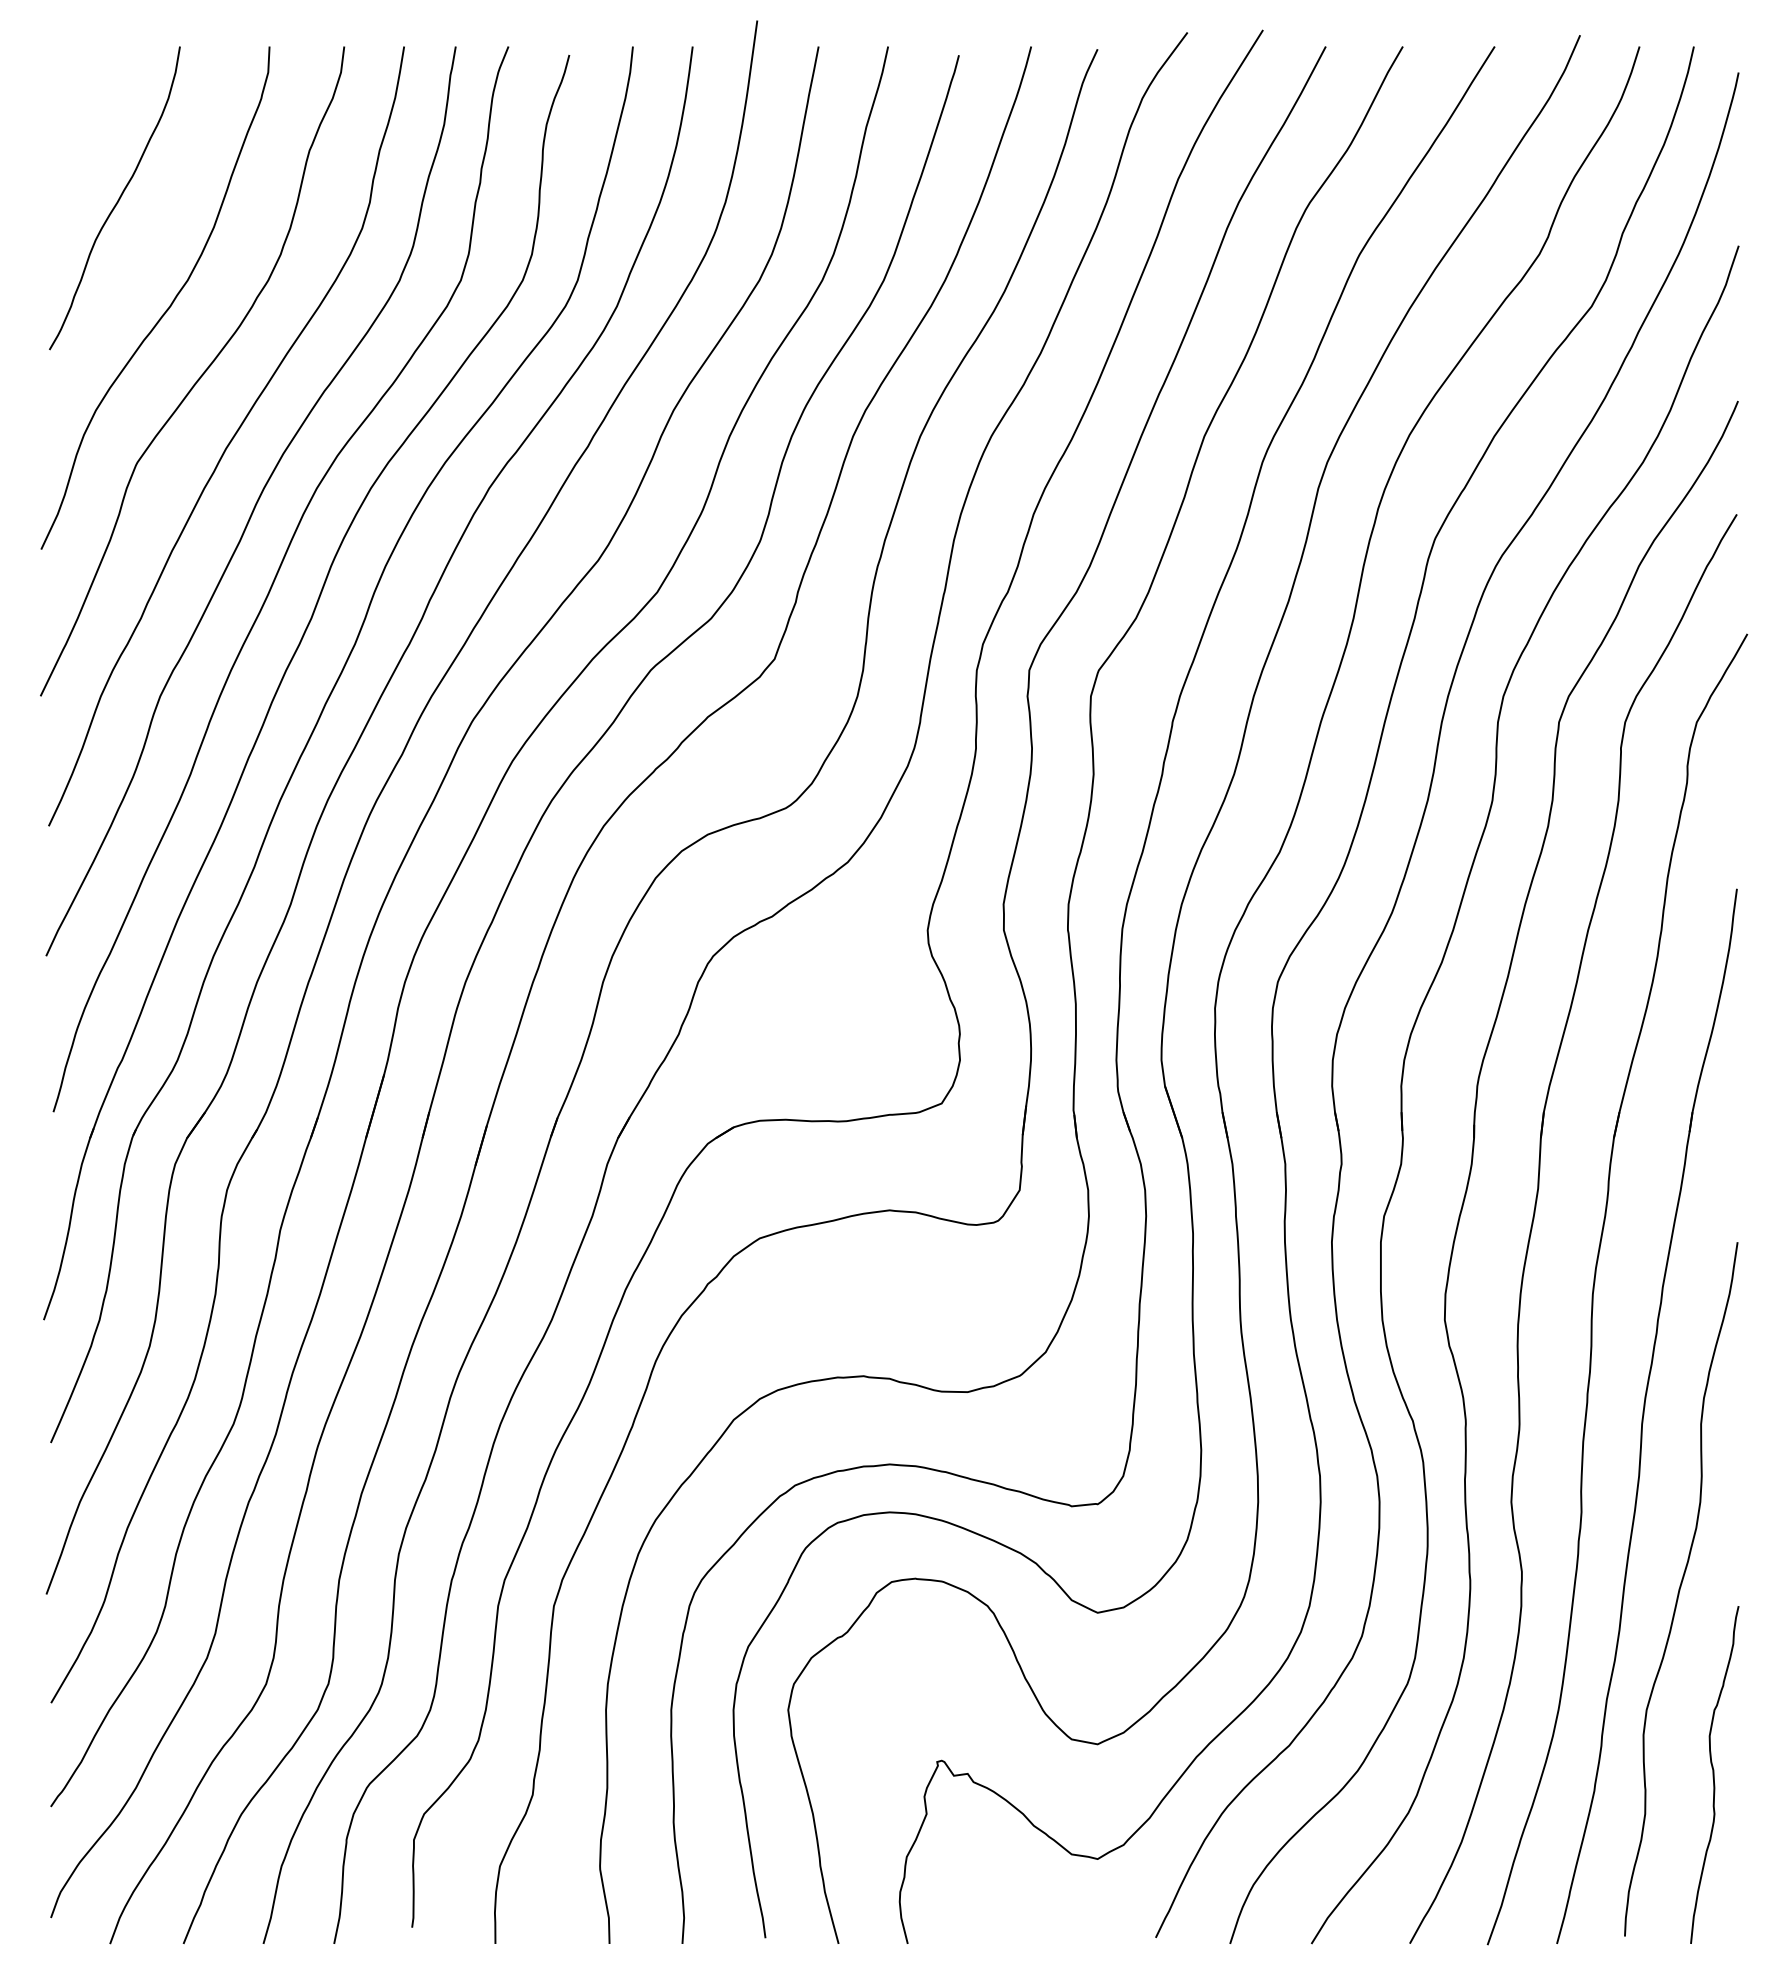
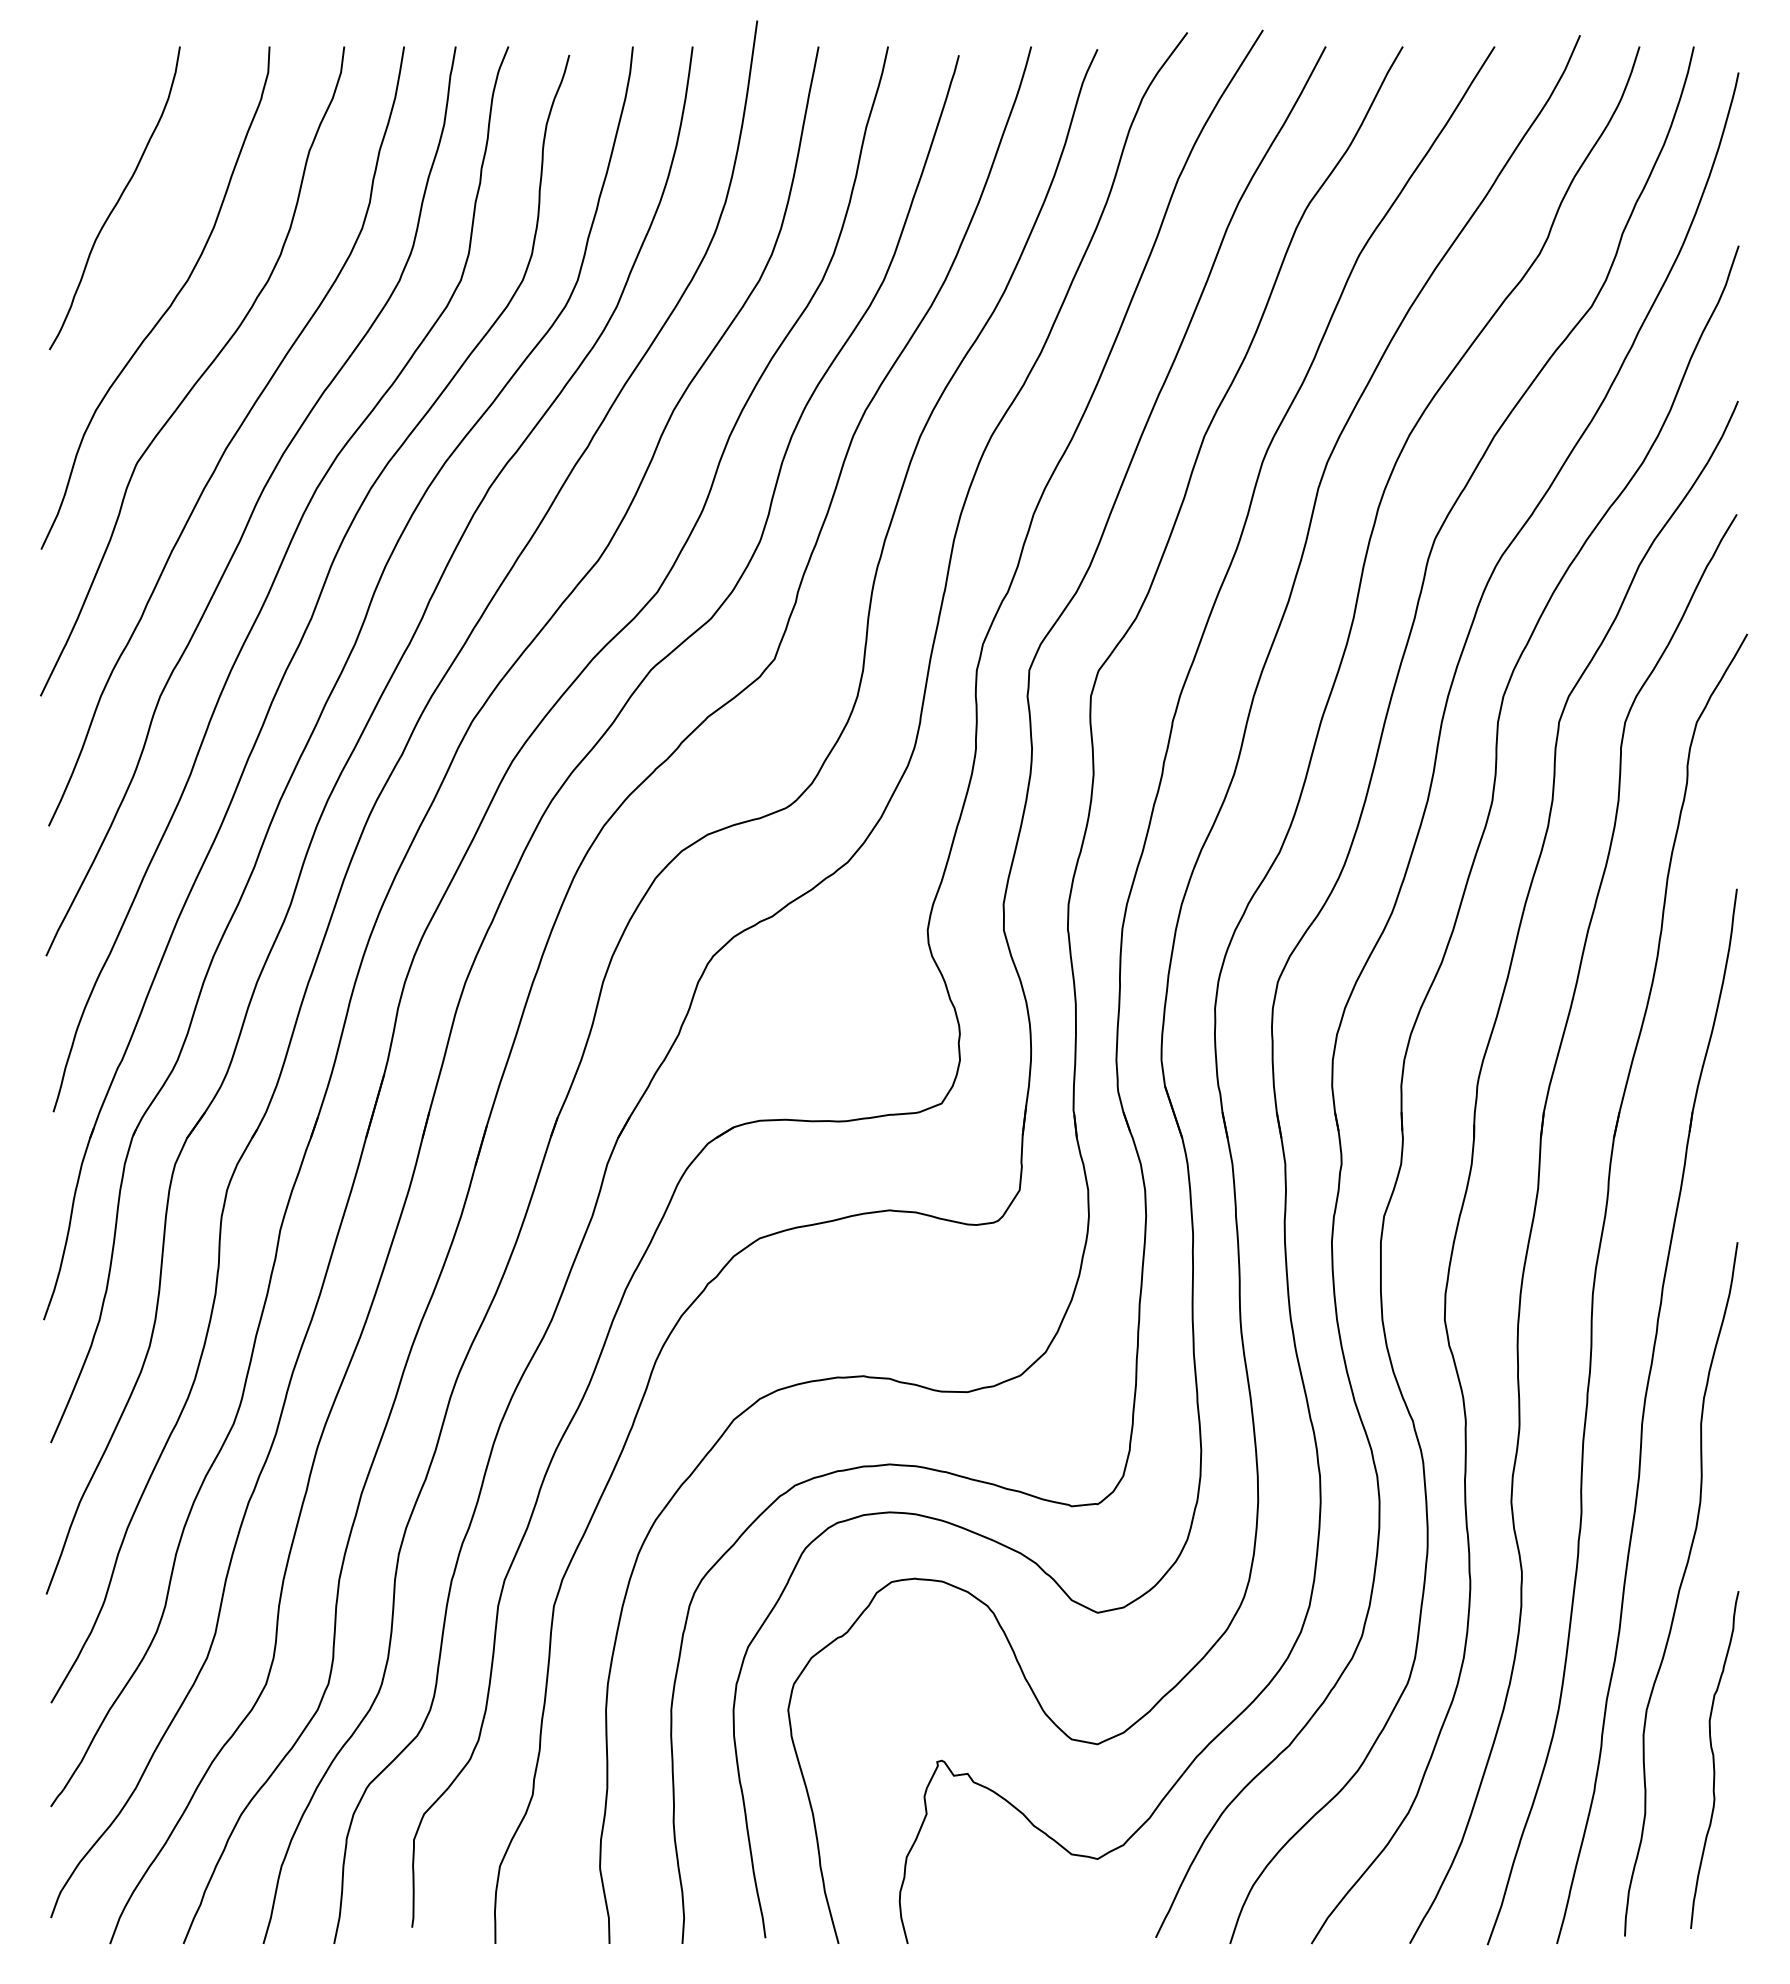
curve position: (1714, 1774) -> (1714, 1759) (1714, 1759)
